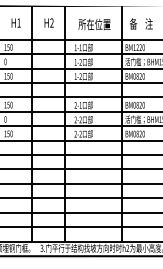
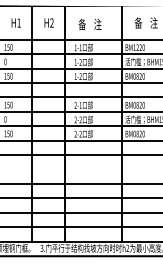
text position: (141, 23) -> (146, 22) (146, 22)
text: 所在位置 -> 备    注 (94, 24)
line: present -> none (80, 169)
